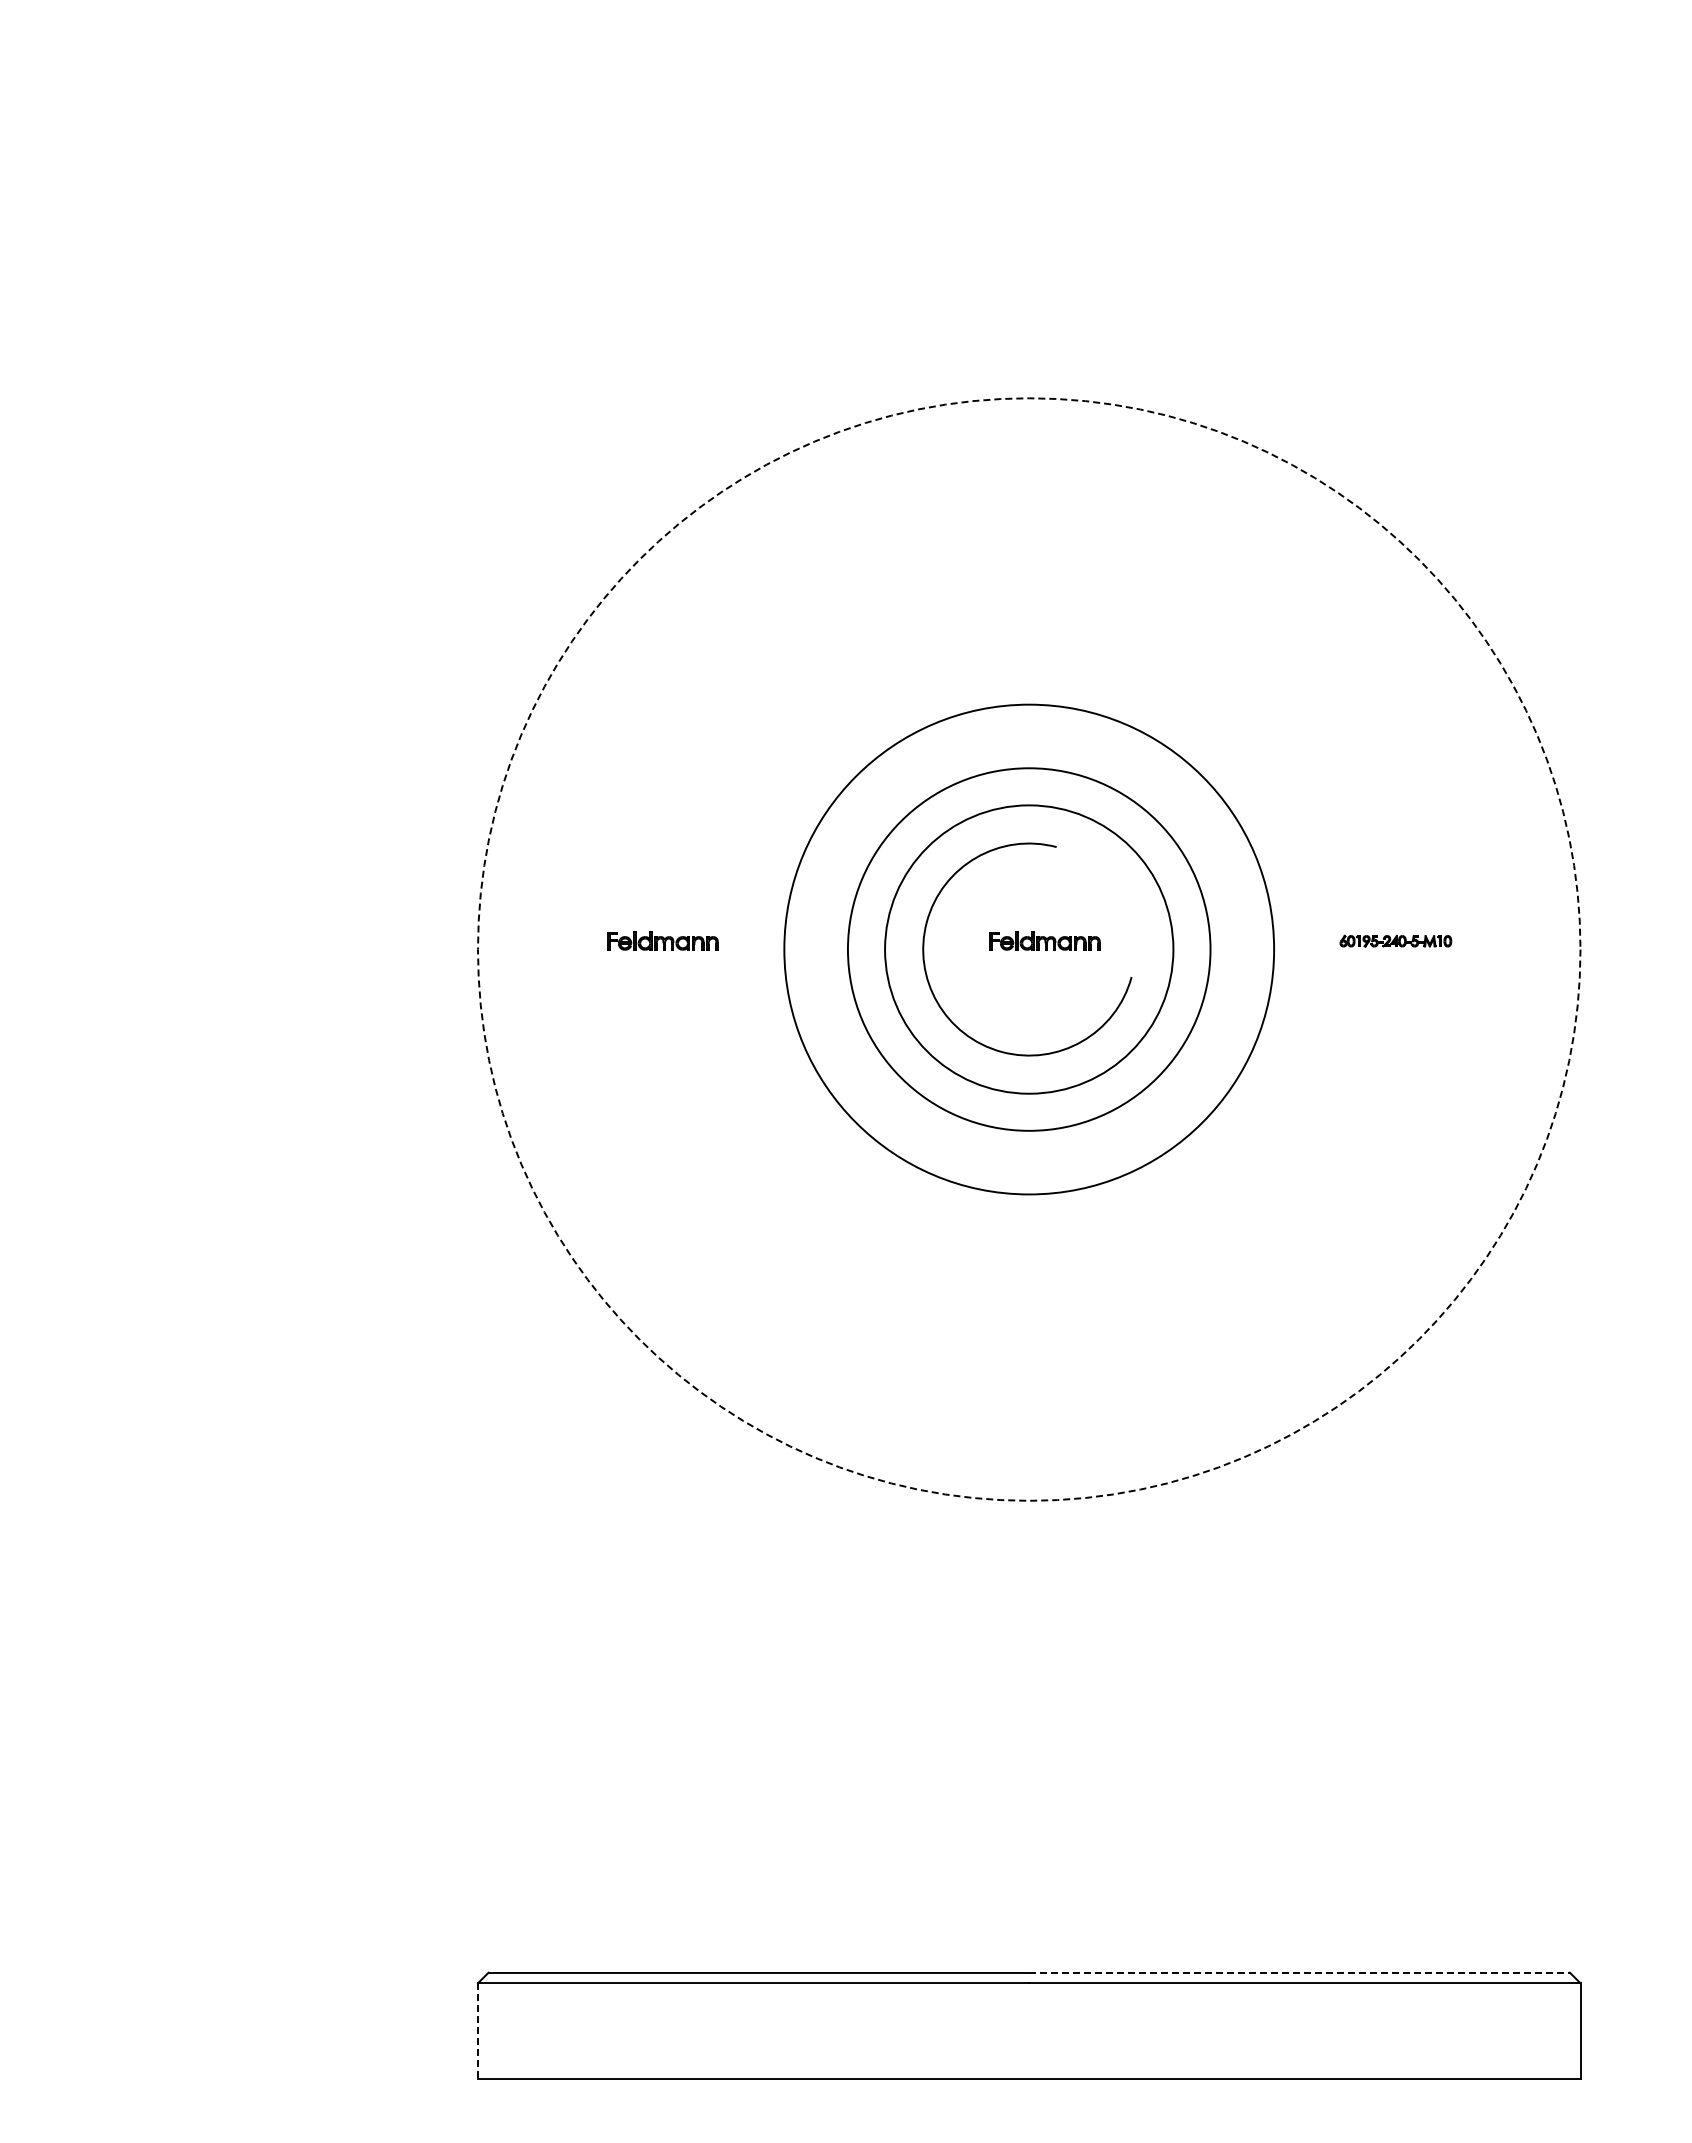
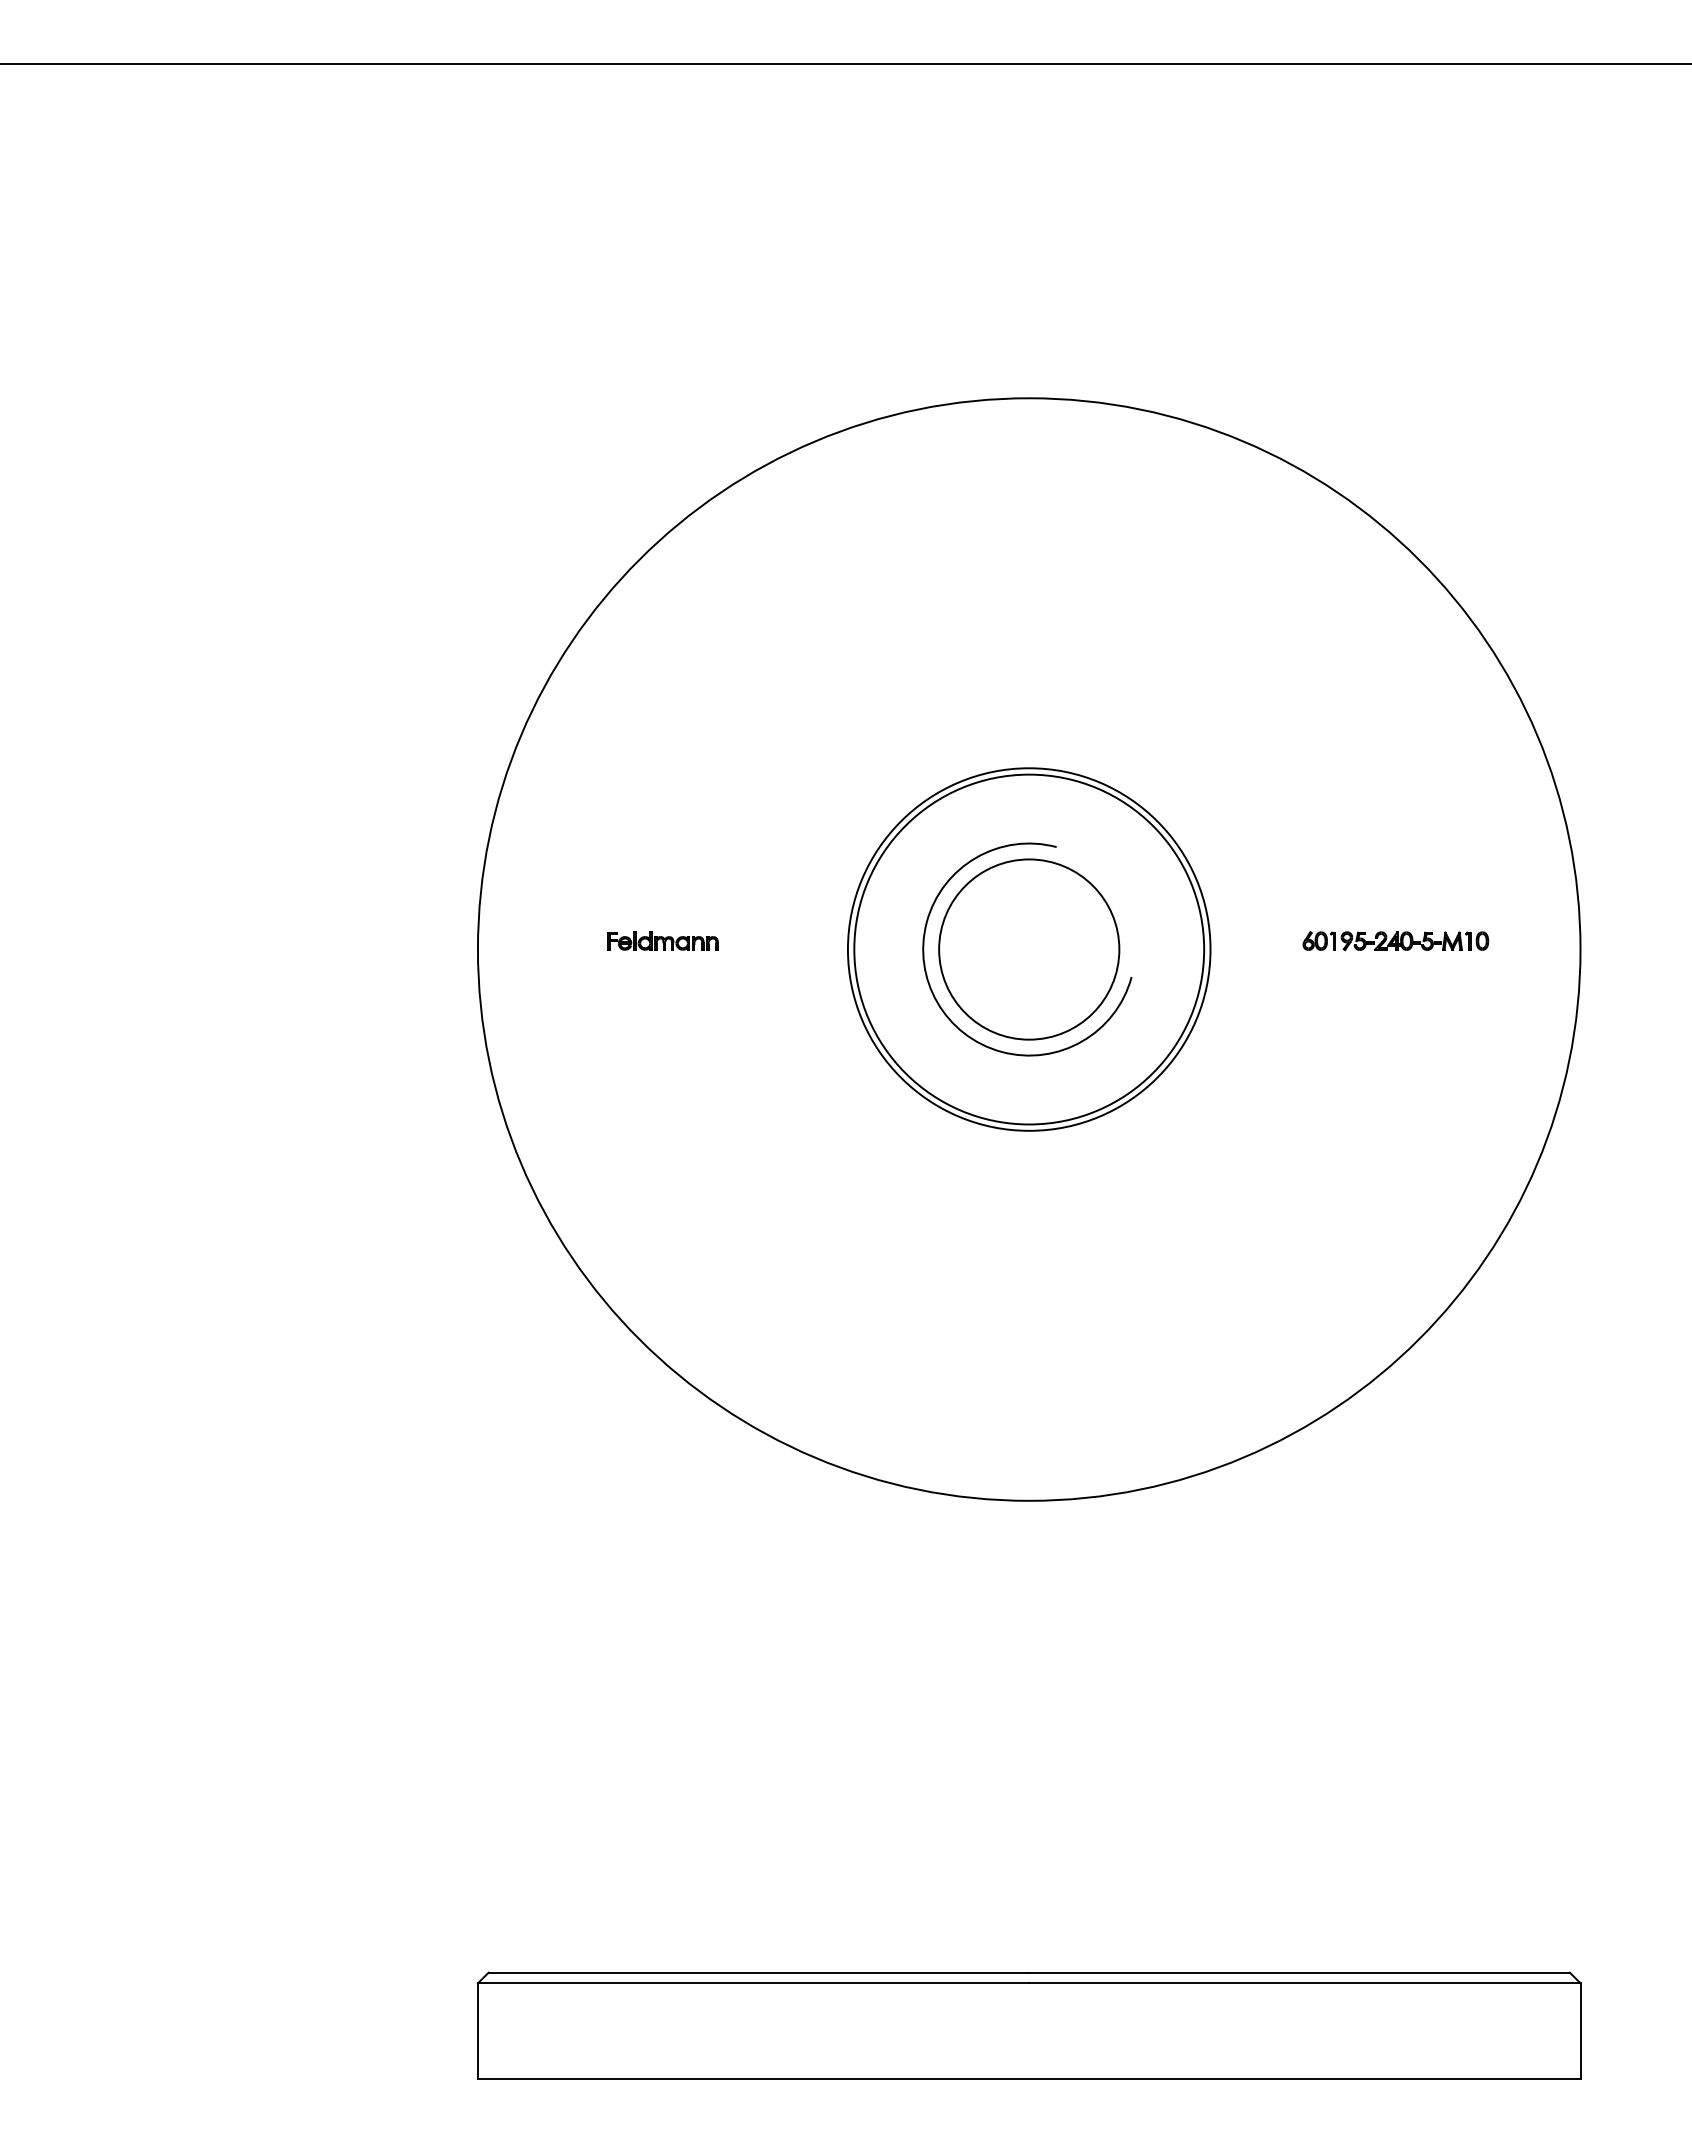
line: none -> present (845, 64)
part: present -> none (1044, 940)
part size: 114x14 px -> 188x21 px (1395, 941)
circle: dashed -> solid (1028, 949)
circle diameter: 288 px -> 180 px (1029, 949)
circle diameter: 490 px -> 350 px (1029, 949)
line: dashed -> solid (1300, 1972)
line: dashed -> solid (477, 2031)
